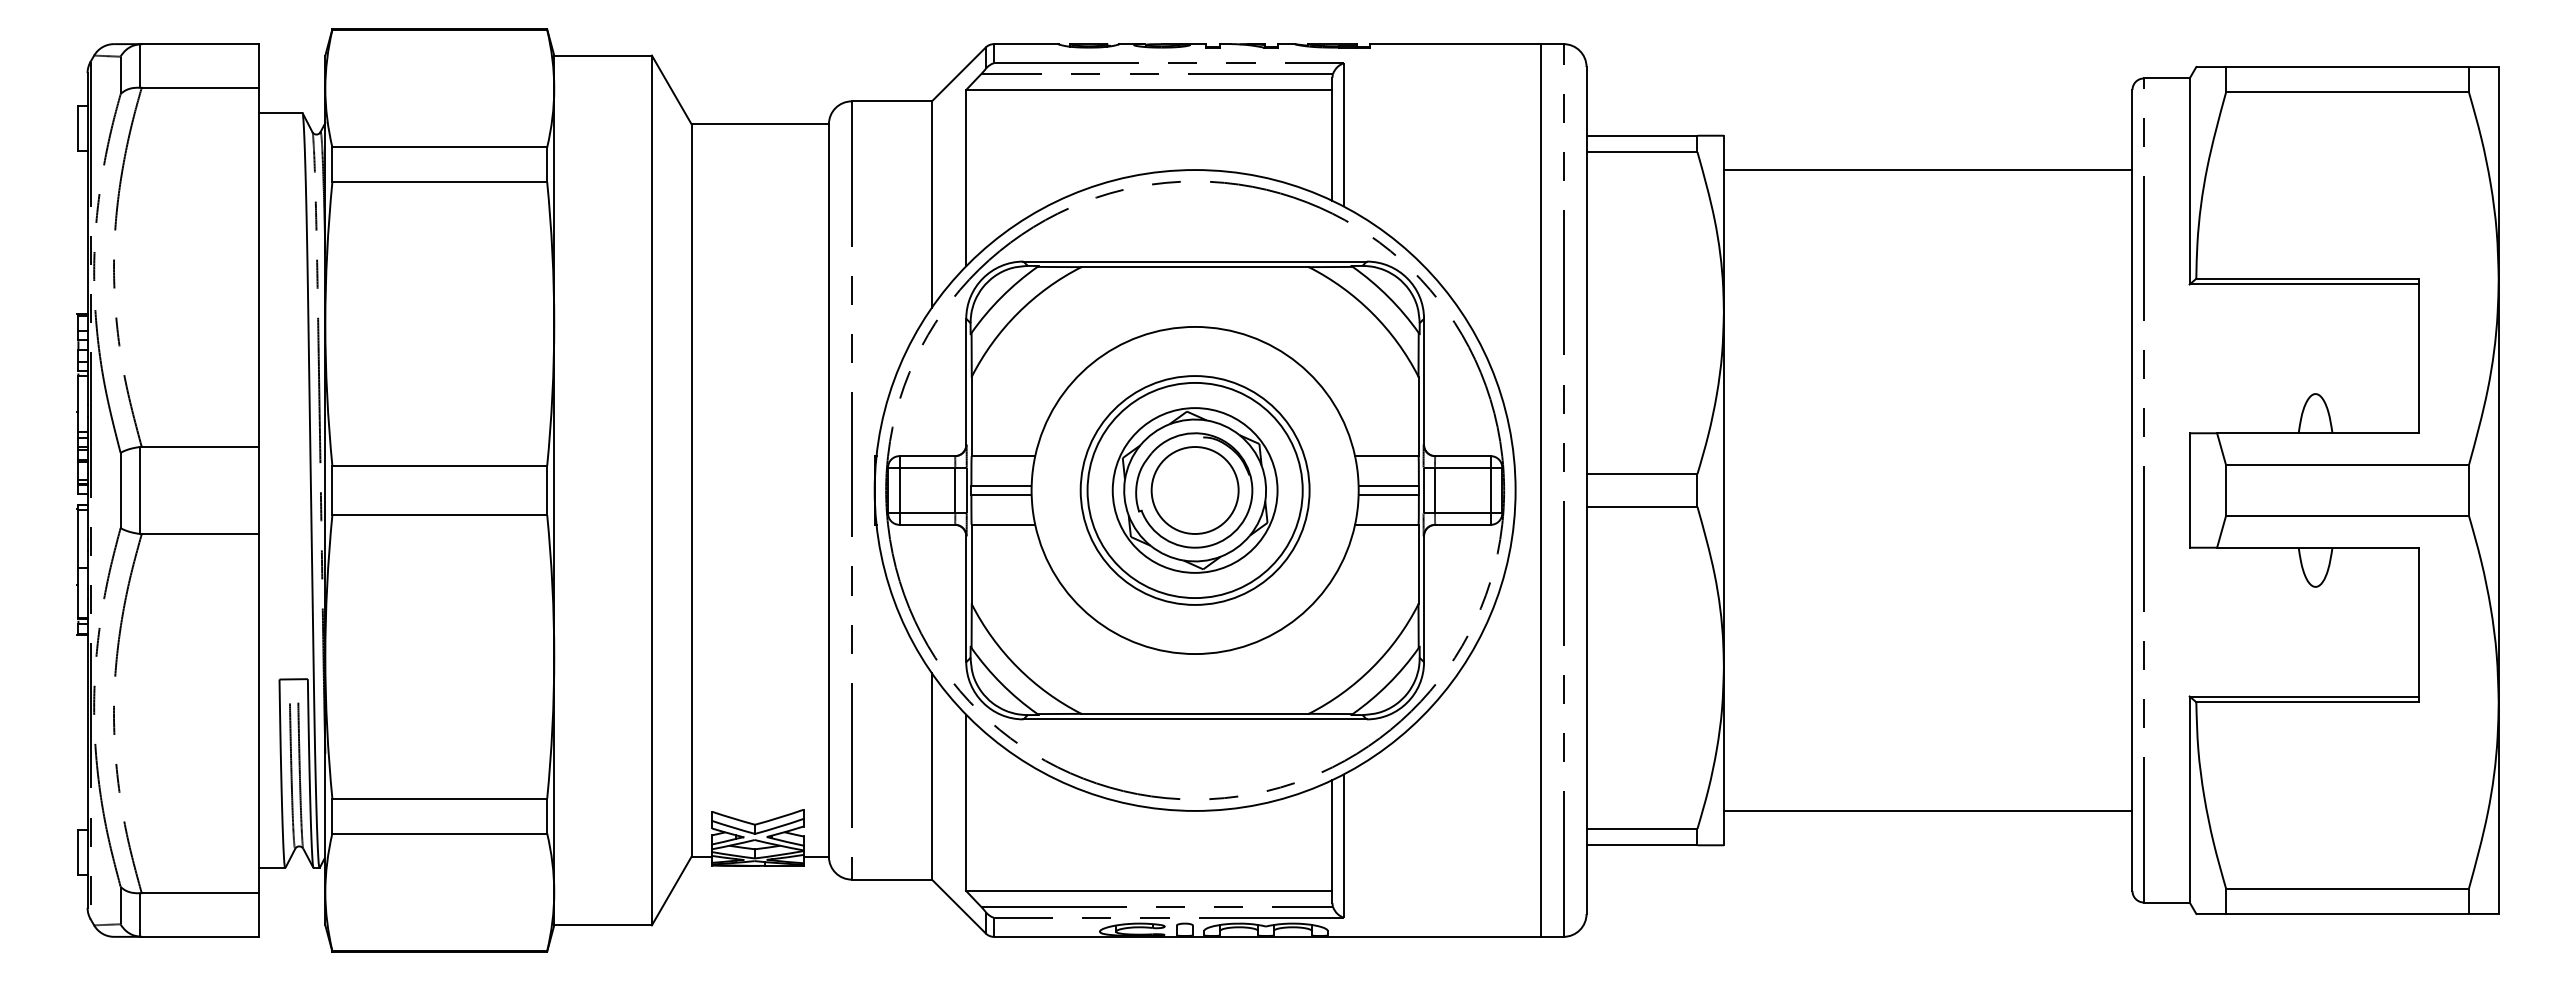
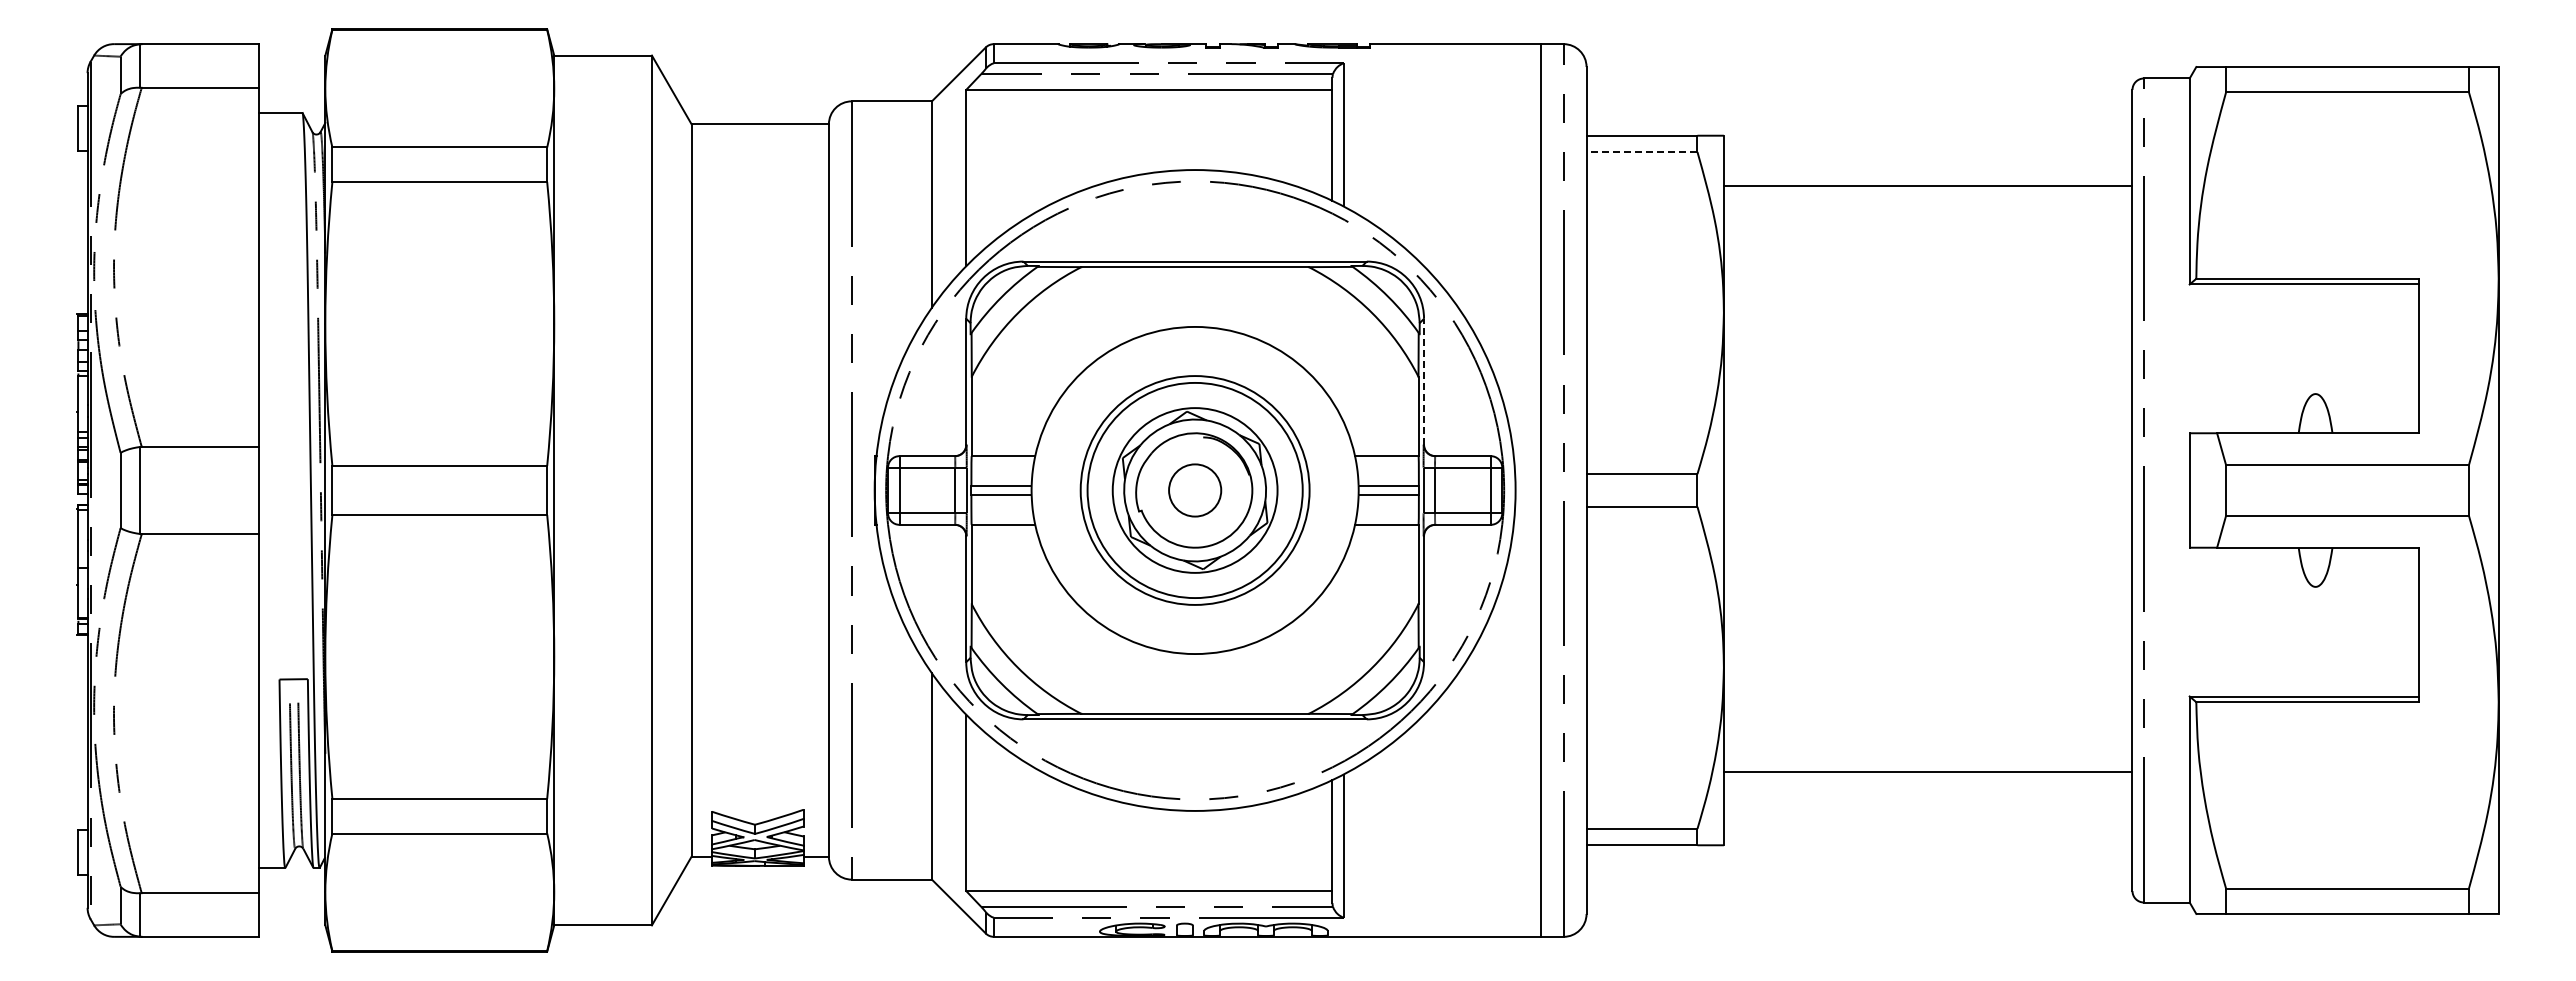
line: solid -> dashed (1641, 152)
line position: (1927, 170) -> (1927, 186) (1927, 186)
line: solid -> dashed (1424, 381)
circle diameter: 87 px -> 52 px (1195, 490)
line position: (1927, 810) -> (1927, 771) (1927, 771)
